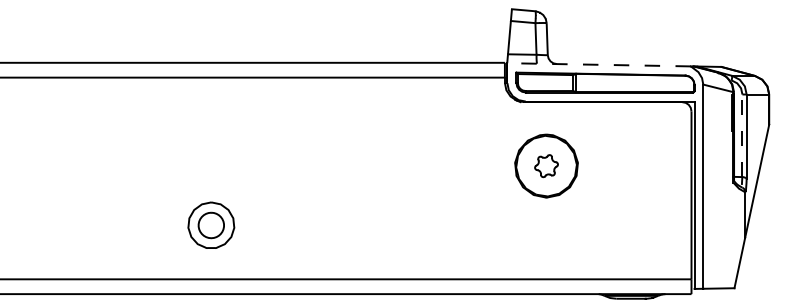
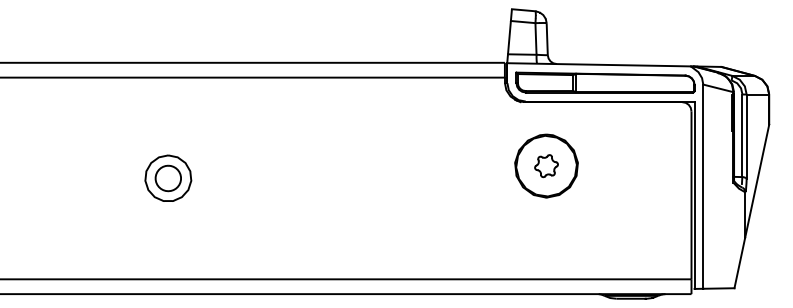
line: dashed -> solid (599, 64)
line: dashed -> solid (742, 135)
part position: (211, 224) -> (168, 177) (168, 177)
